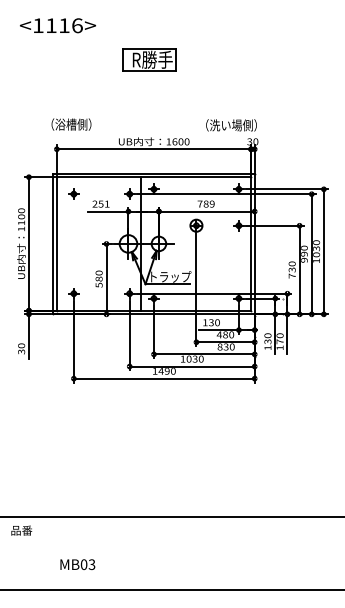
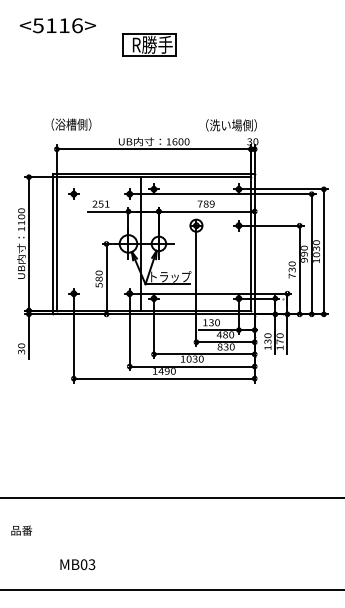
text: <1116> -> <5116> (37, 25)
part position: (149, 59) -> (149, 44) (149, 44)
line position: (171, 516) -> (171, 497) (171, 497)
